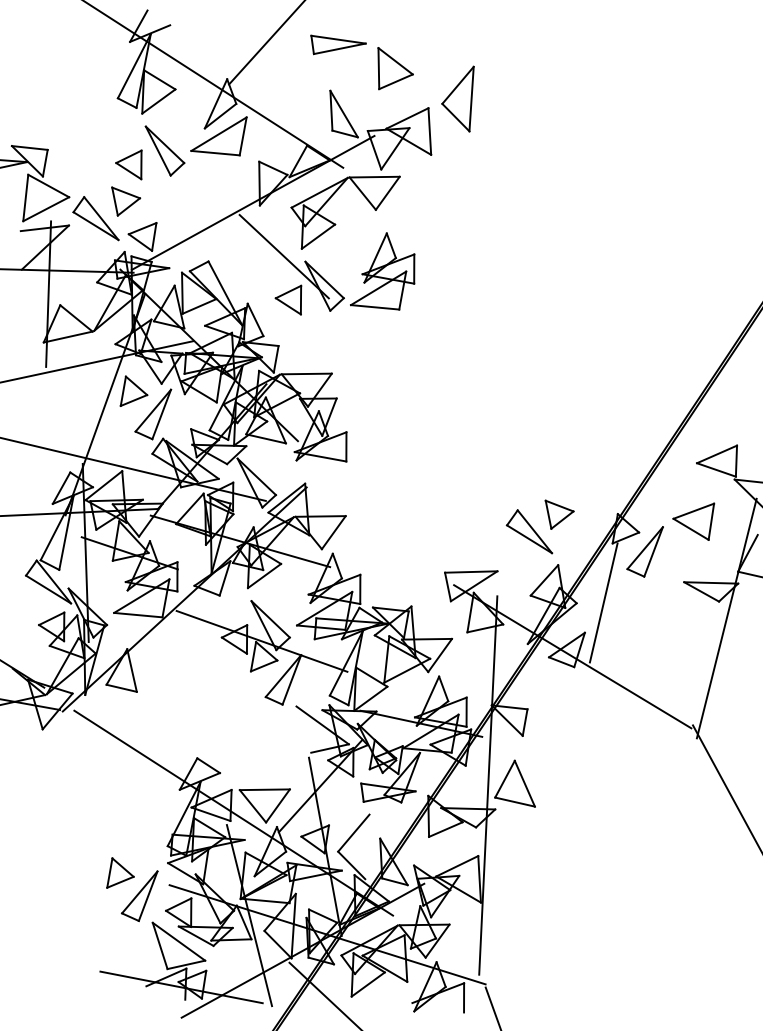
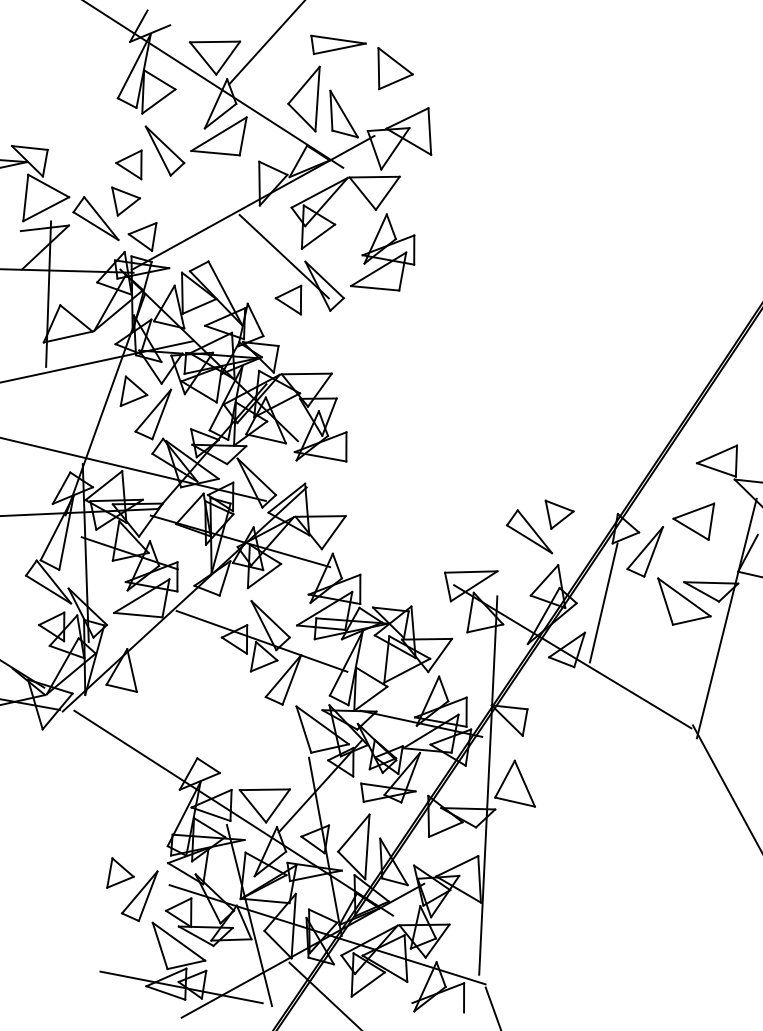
part: none -> present (215, 57)
part position: (457, 98) -> (303, 98) (303, 98)
part position: (382, 271) -> (382, 252) (382, 252)
part: none -> present (684, 601)
line: none -> present (303, 729)
line: none -> present (367, 846)
line: none -> present (165, 992)
